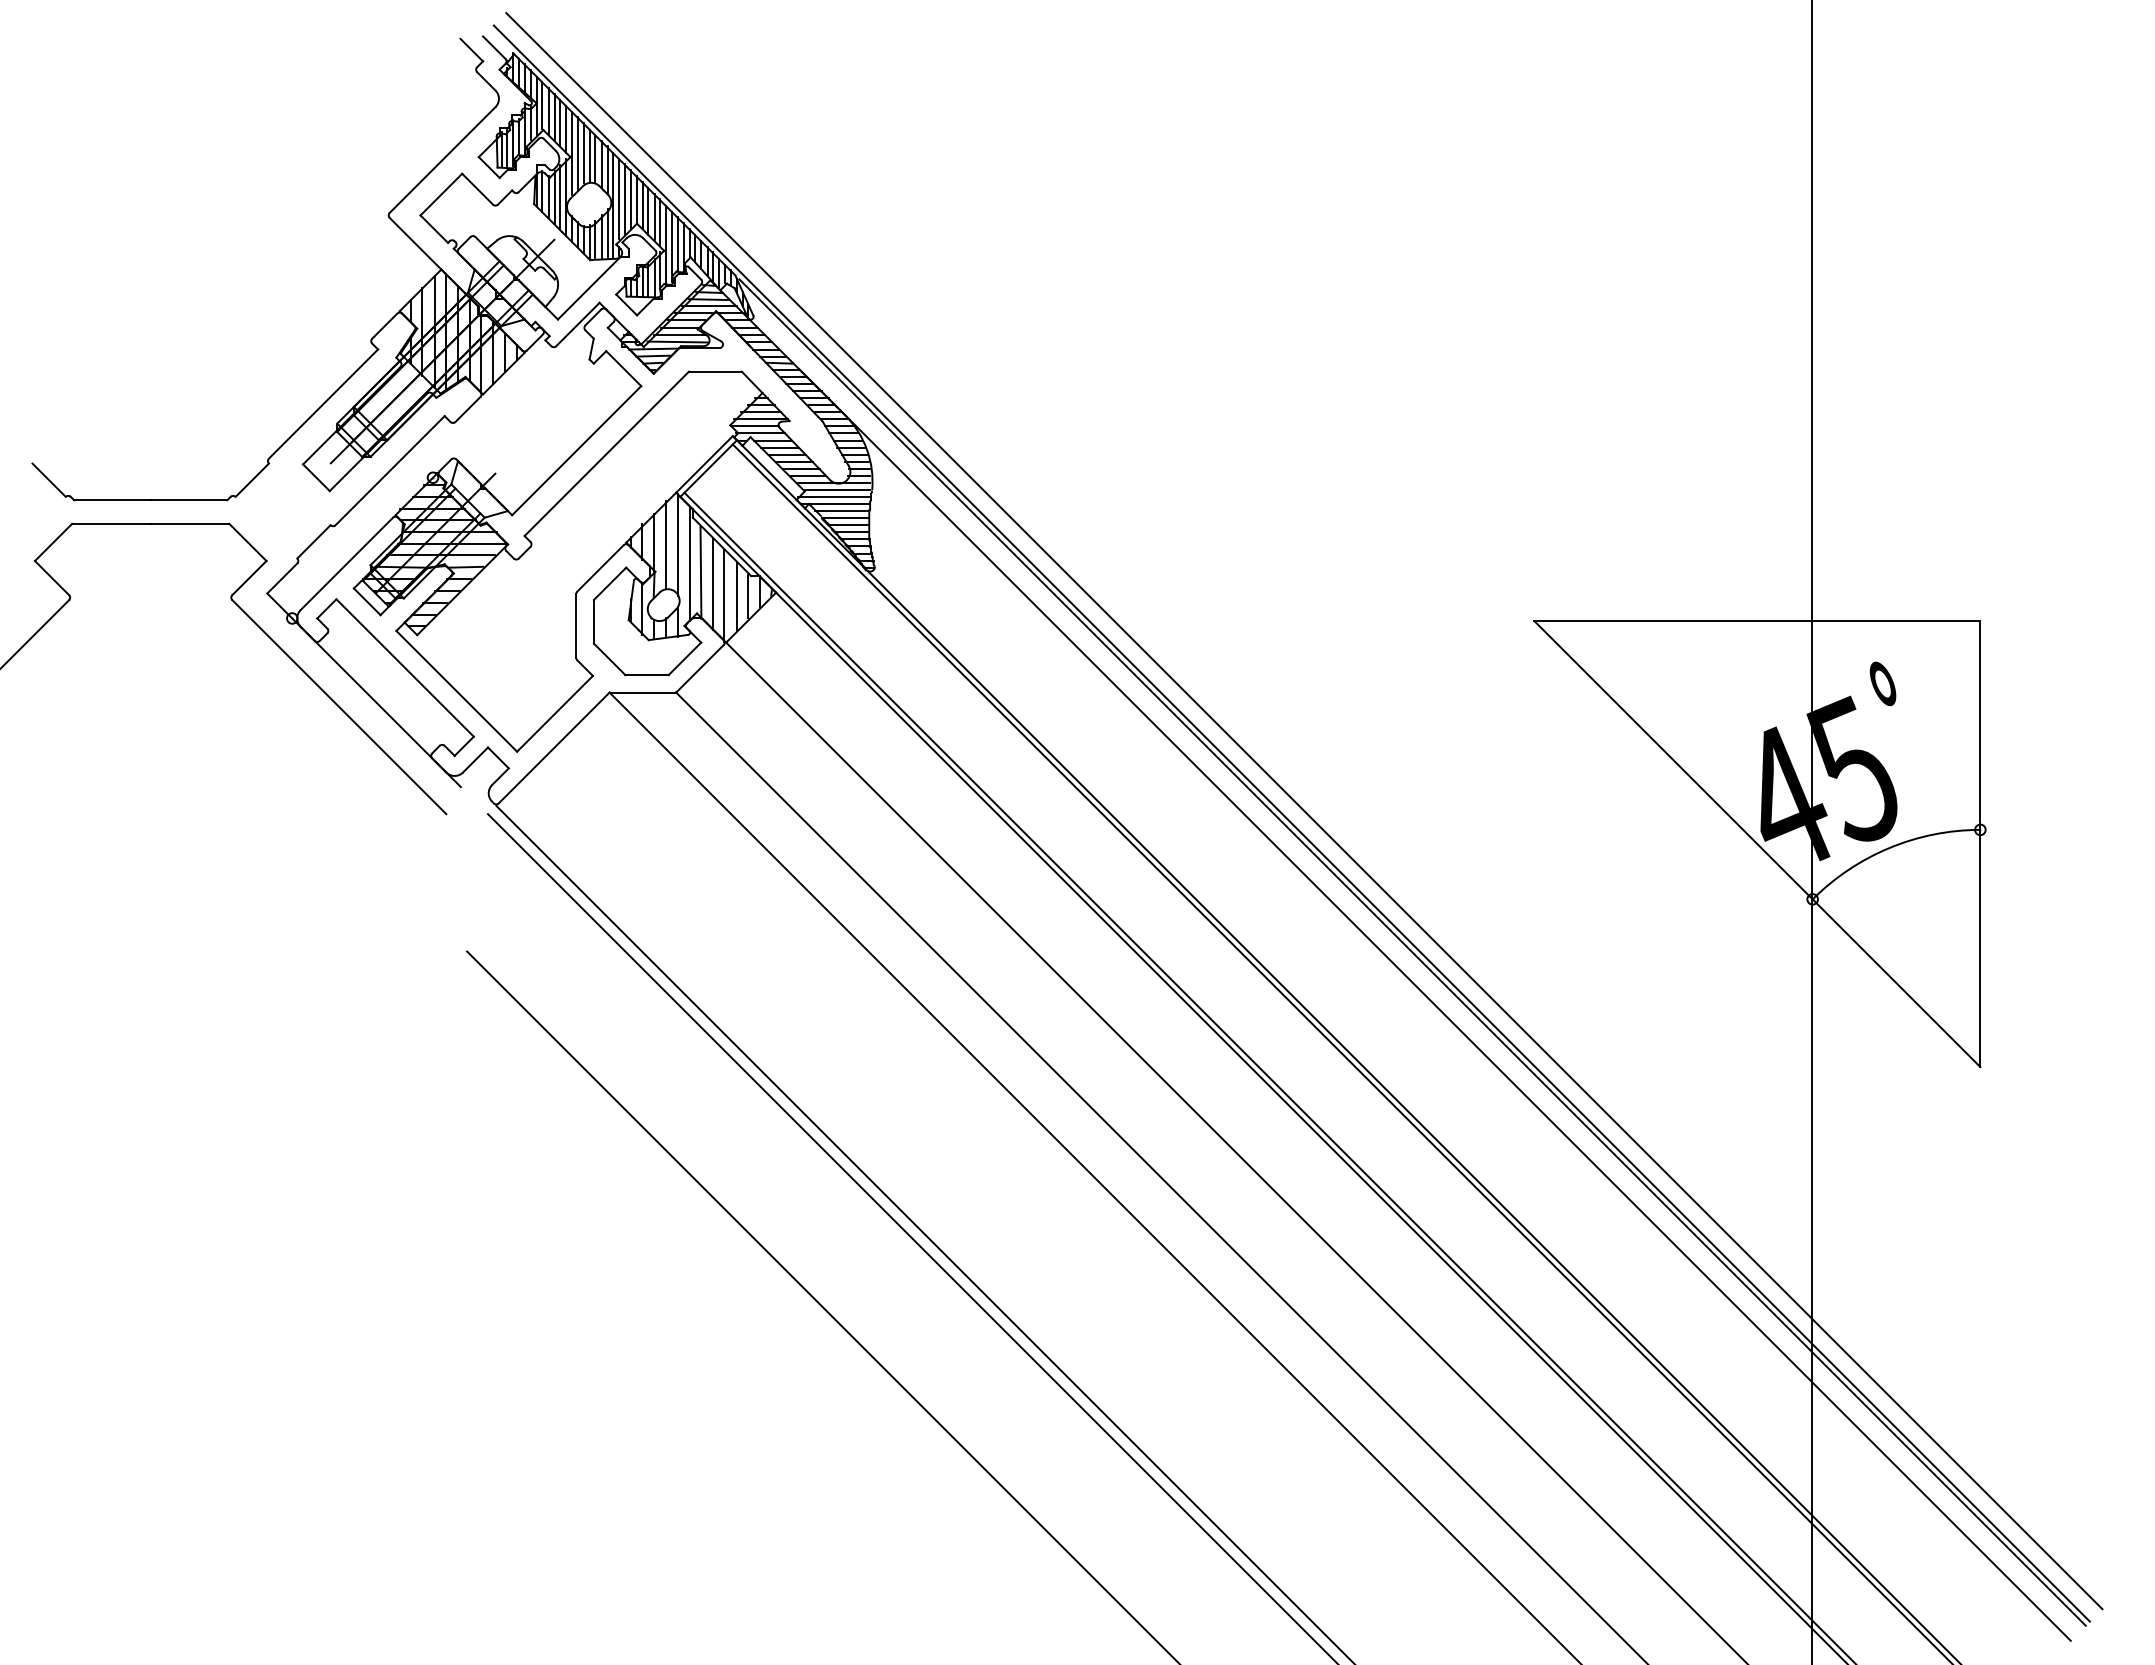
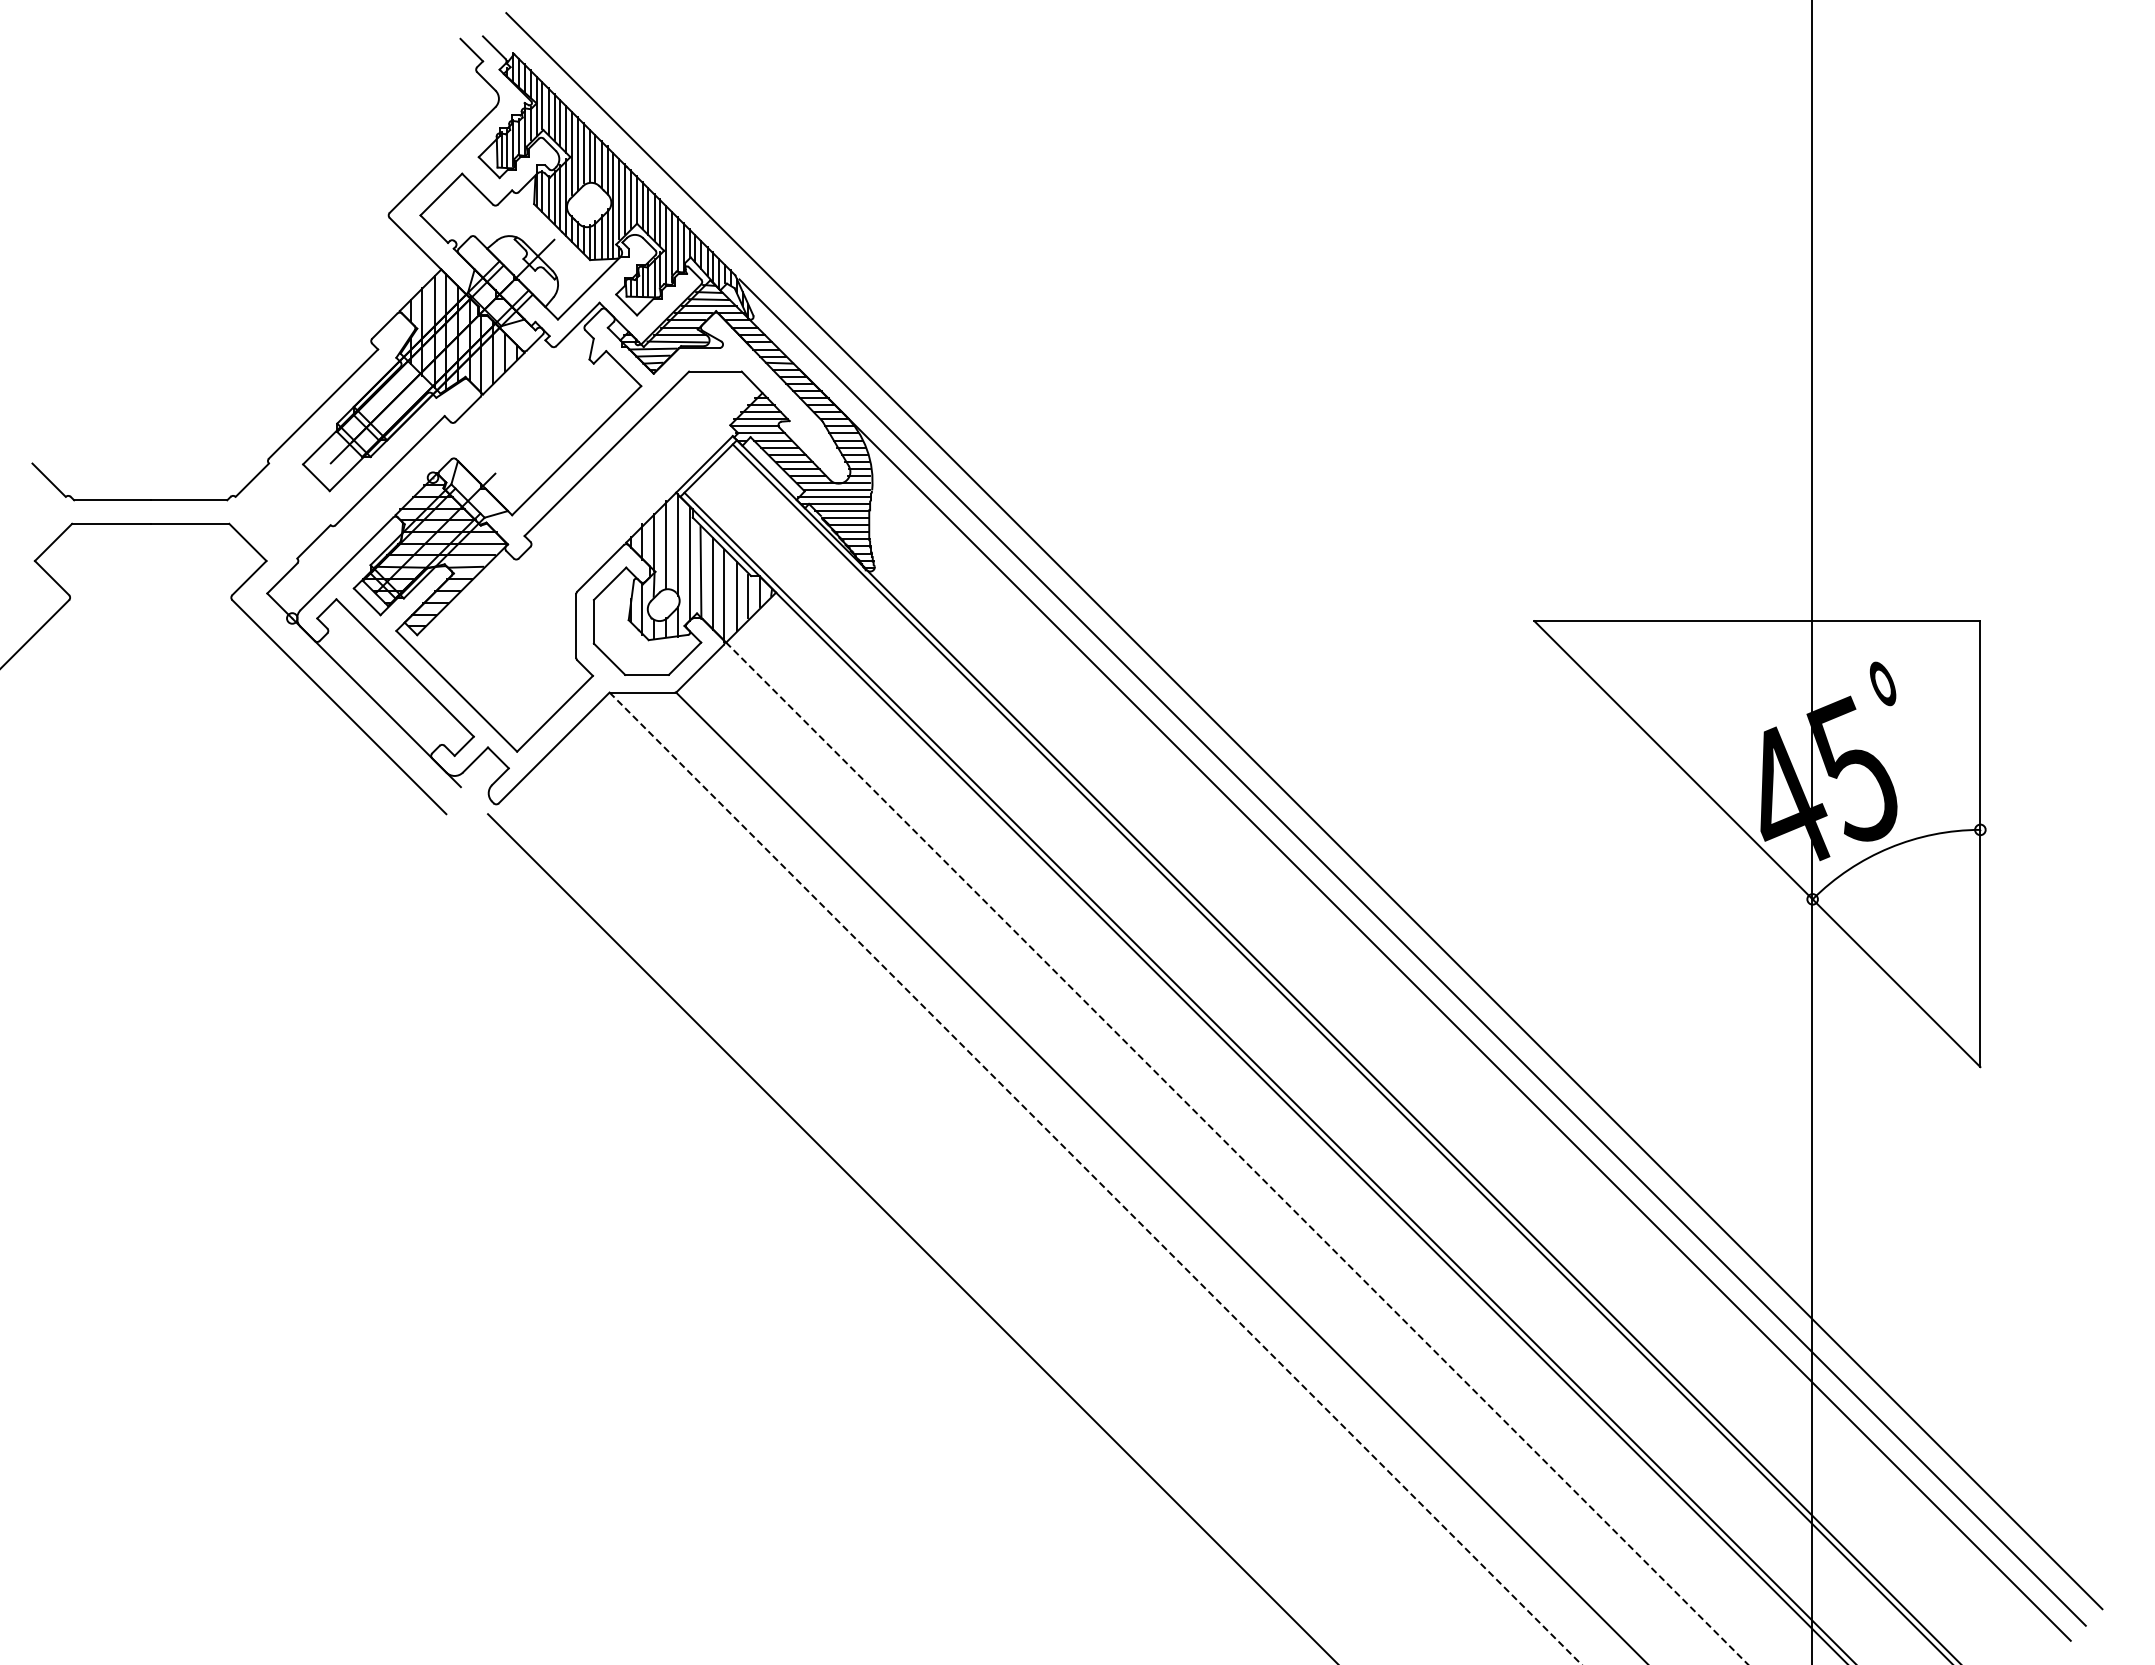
line: present -> none (1291, 823)
line: solid -> dashed (1237, 1153)
line: solid -> dashed (1096, 1179)
line: present -> none (924, 1233)
line: present -> none (822, 1306)
